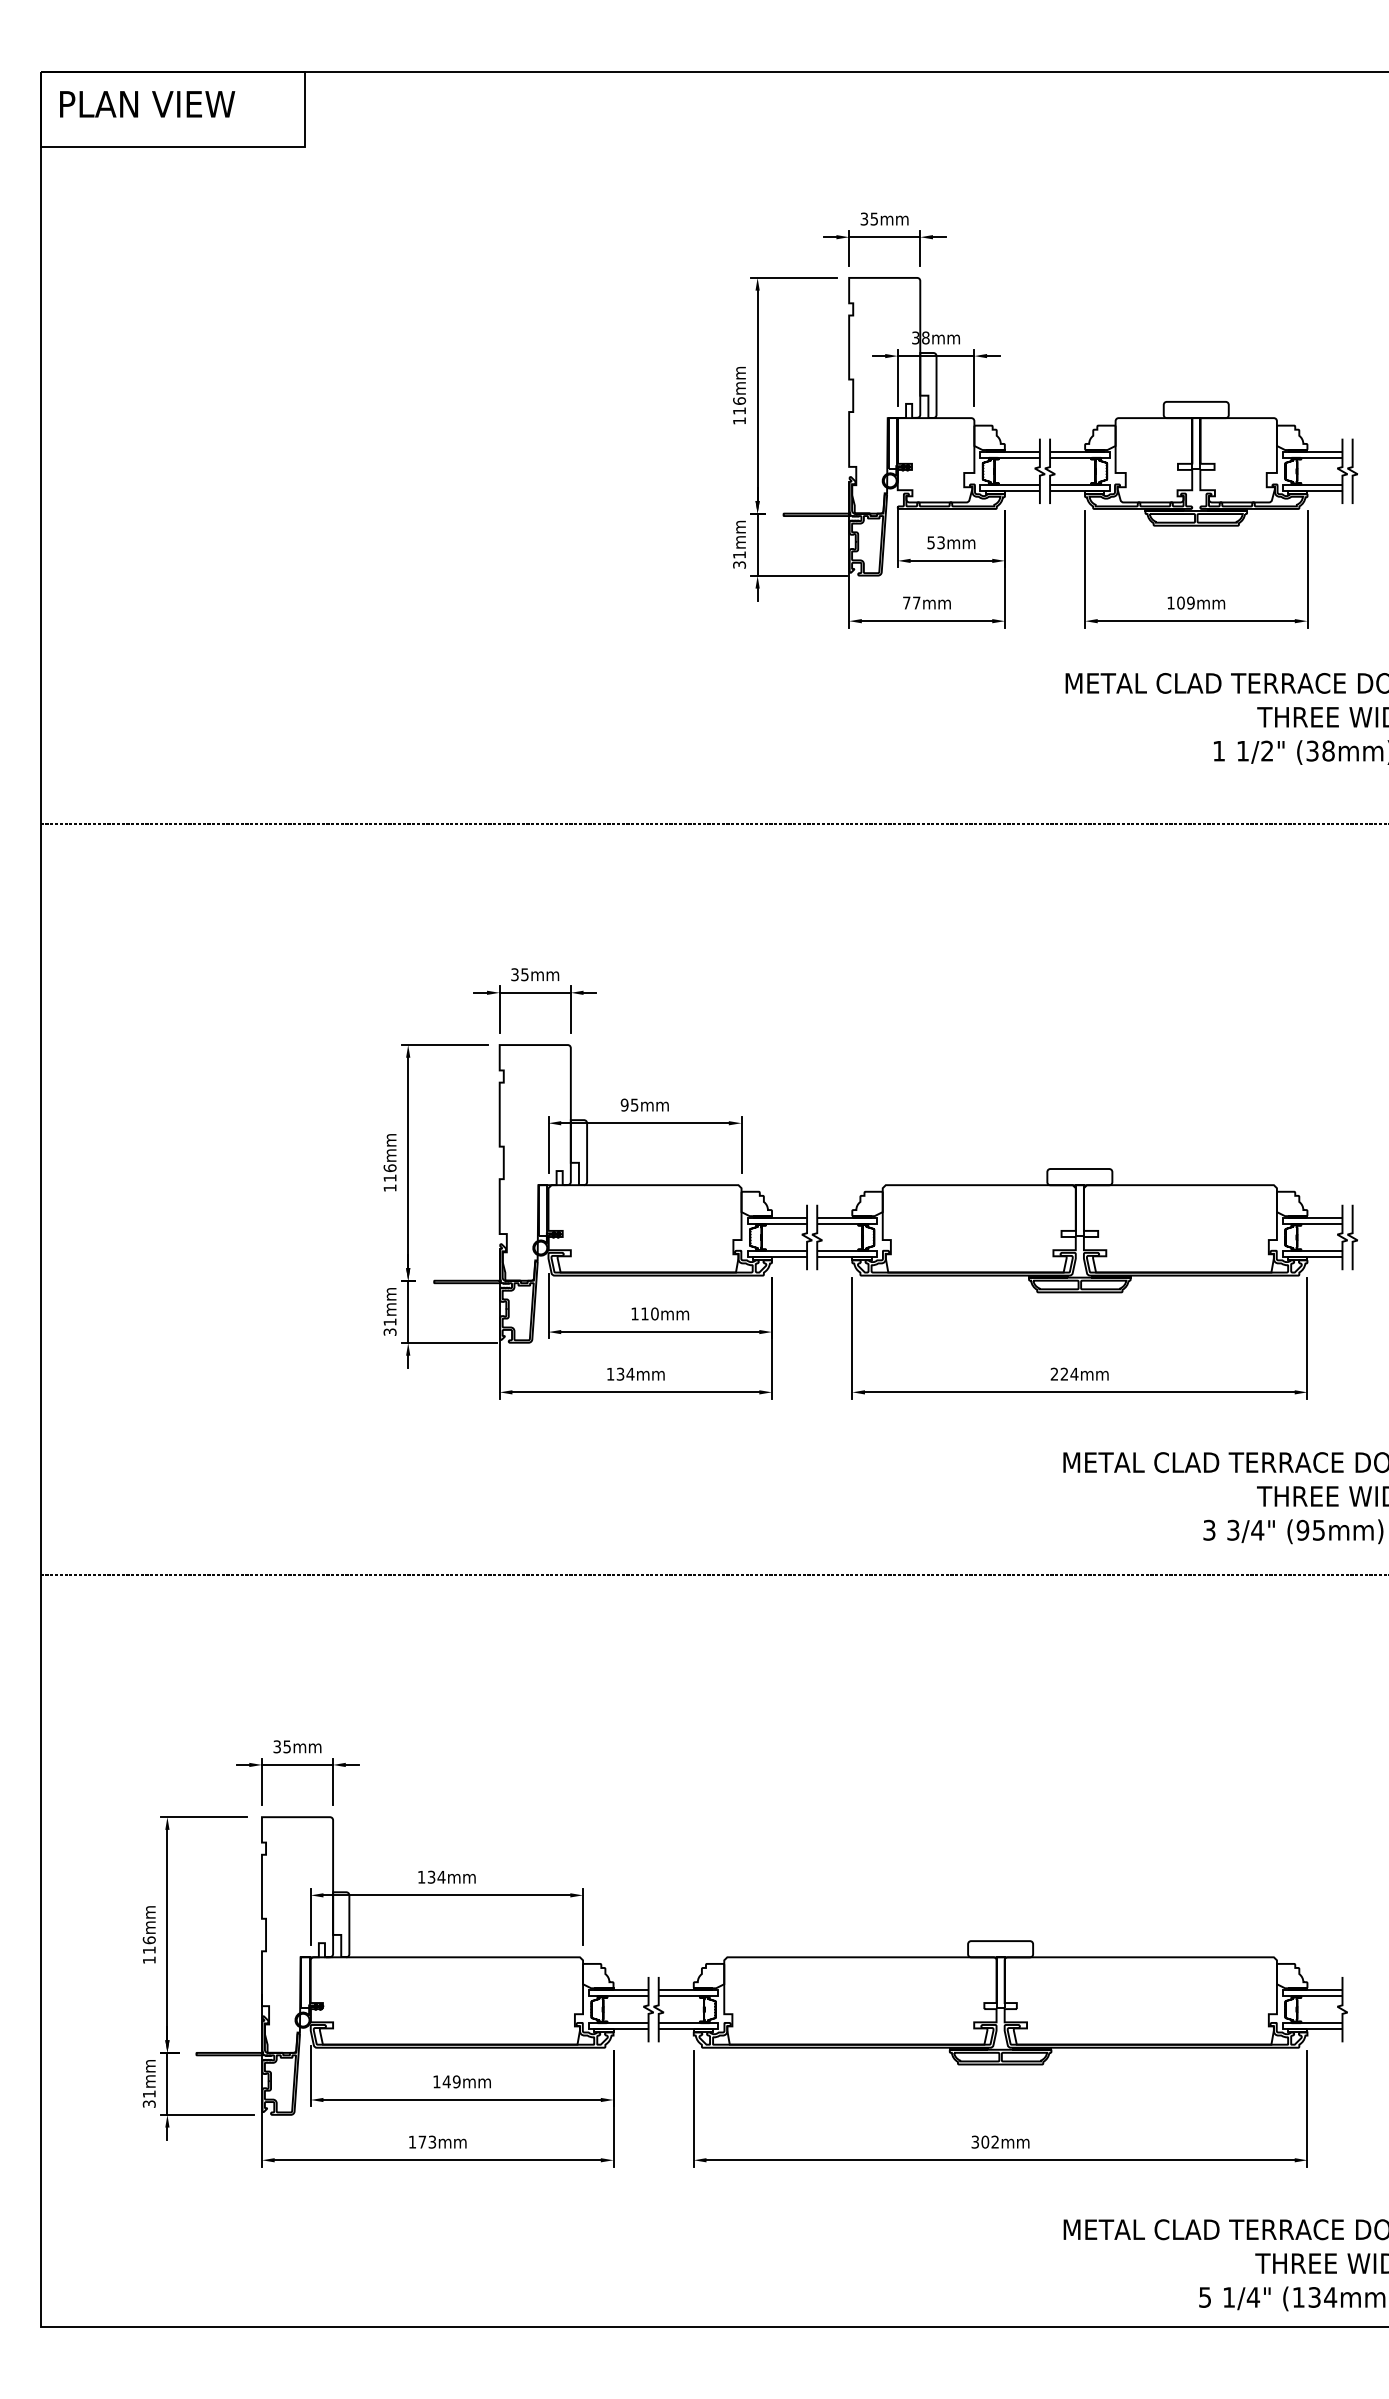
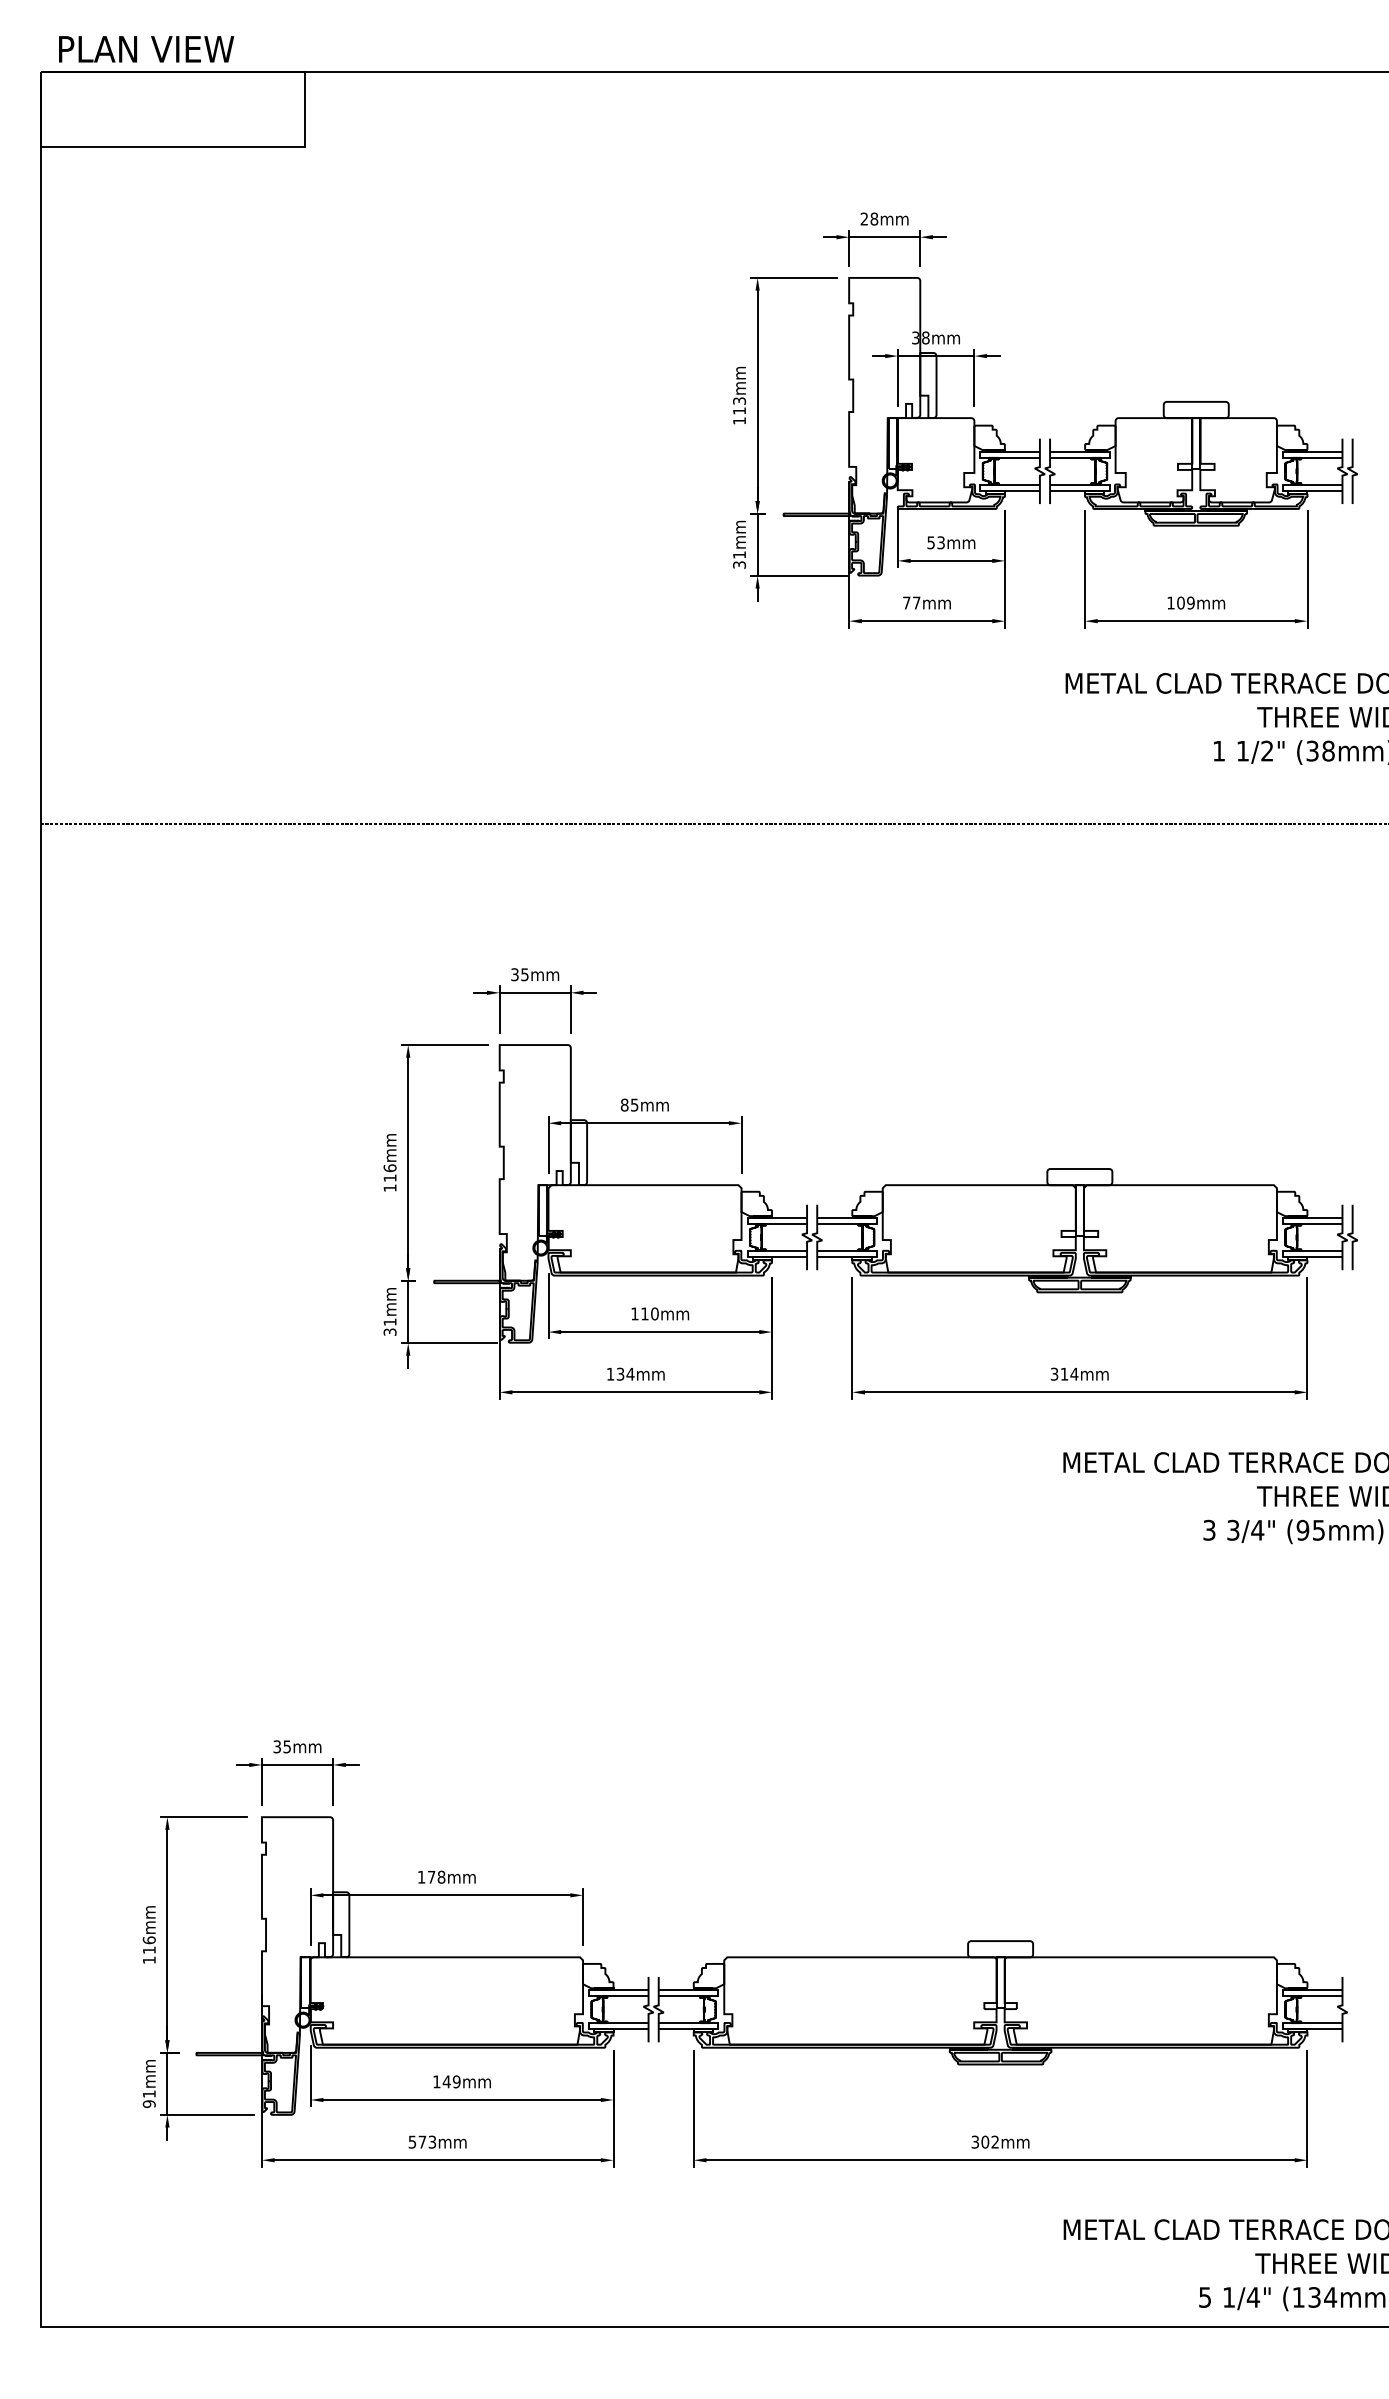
text position: (147, 104) -> (146, 49) (146, 49)
text: 35mm -> 28mm (869, 218)
text: 116mm -> 113mm (739, 400)
text: 95mm -> 85mm (624, 1105)
text: 224mm -> 314mm (1059, 1373)
line: present -> none (713, 1575)
text: 134mm -> 178mm (436, 1876)
text: 31mm -> 91mm (148, 2104)
text: 173mm -> 573mm (412, 2141)
